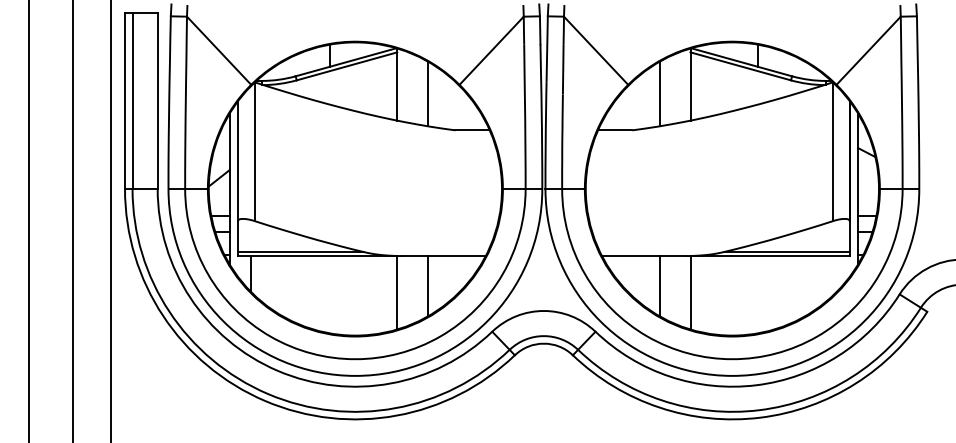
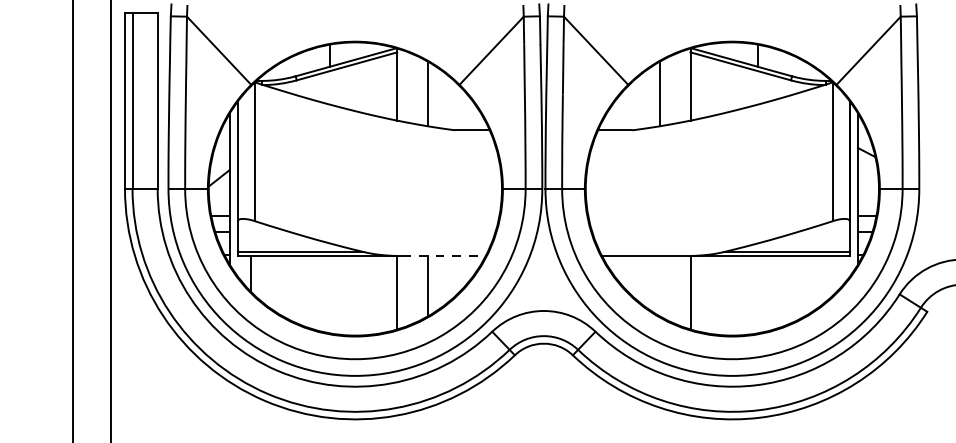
line: present -> none (28, 220)
line: solid -> dashed (443, 256)
line: present -> none (659, 286)
